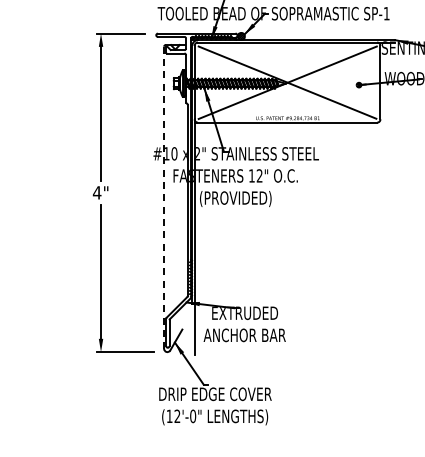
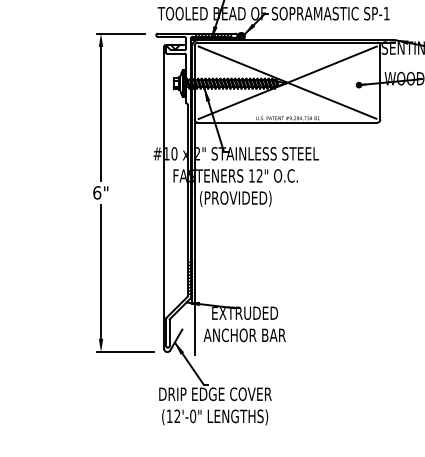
text: 4" -> 6" (96, 192)
line: dashed -> solid (164, 198)
